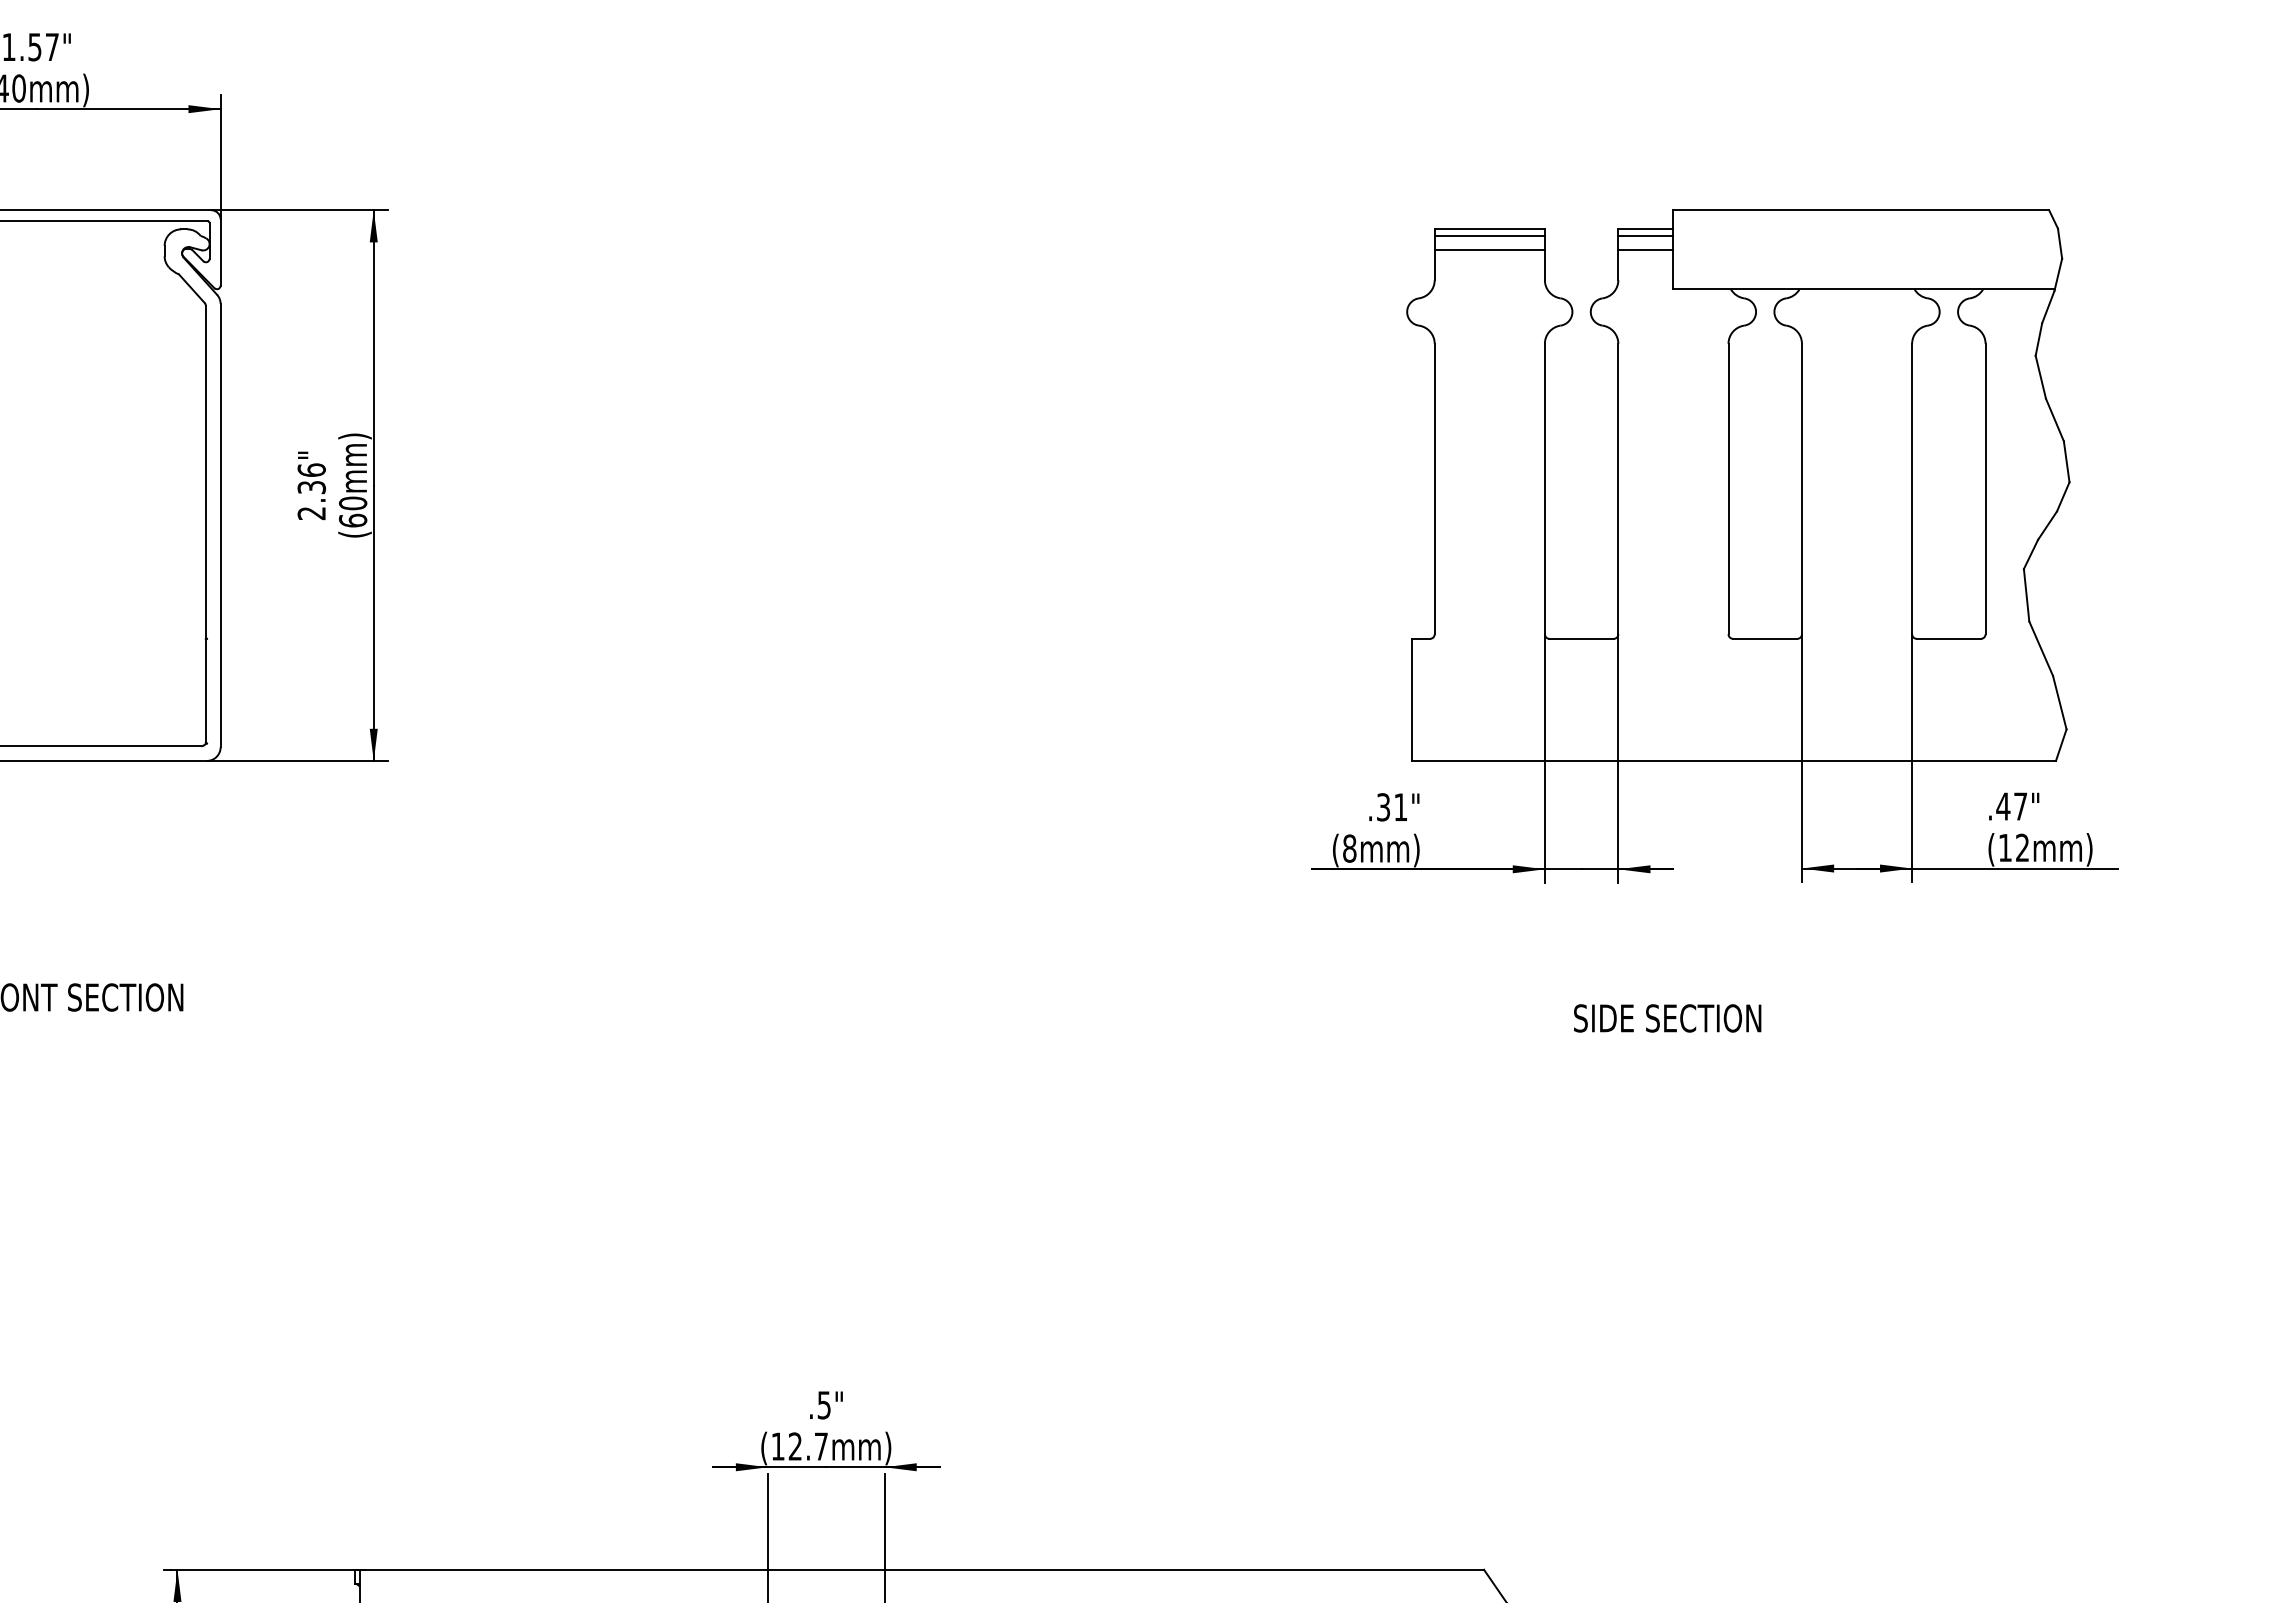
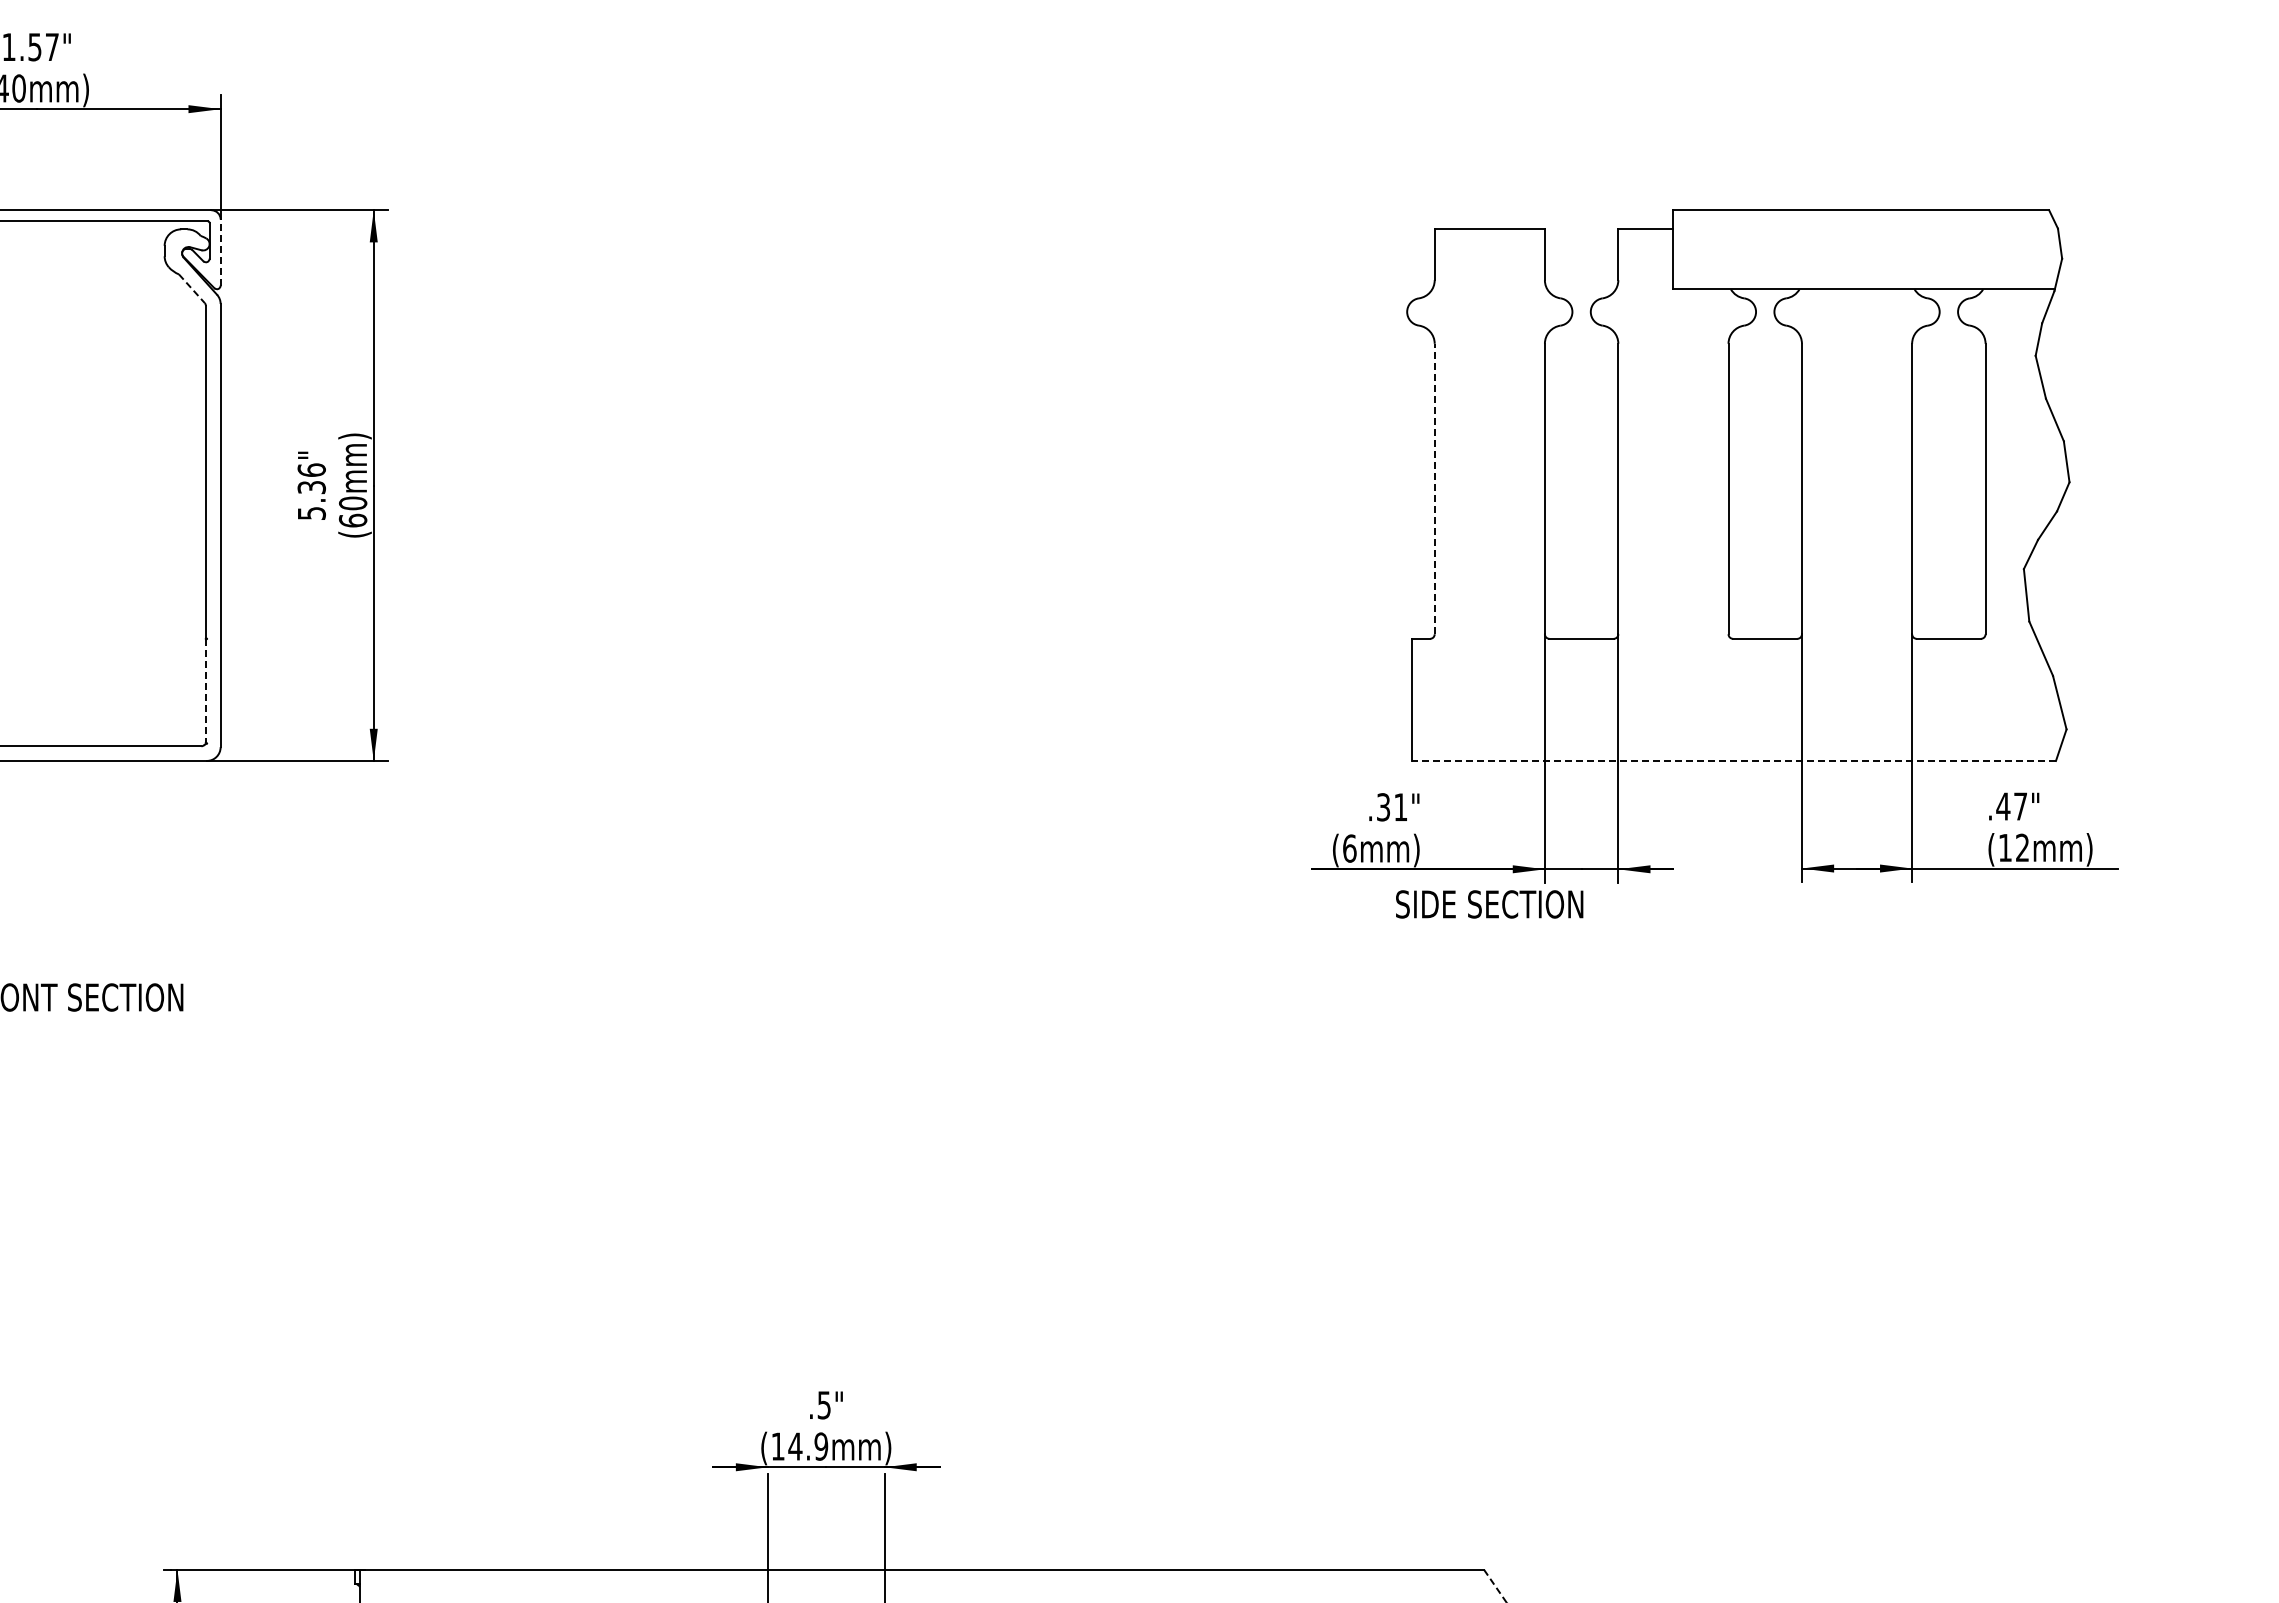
line: present -> none (1489, 235)
line: present -> none (1645, 235)
line: present -> none (1489, 250)
line: present -> none (1645, 250)
line: solid -> dashed (220, 252)
line: solid -> dashed (192, 289)
line: solid -> dashed (1434, 488)
text: 2.36" -> 5.36" (311, 513)
line: solid -> dashed (205, 691)
line: solid -> dashed (1733, 760)
text: (8mm) -> (6mm) (1349, 848)
text position: (1667, 1018) -> (1489, 904) (1489, 904)
text: (12.7mm) -> (14.9mm) (808, 1446)
line: solid -> dashed (1495, 1586)
